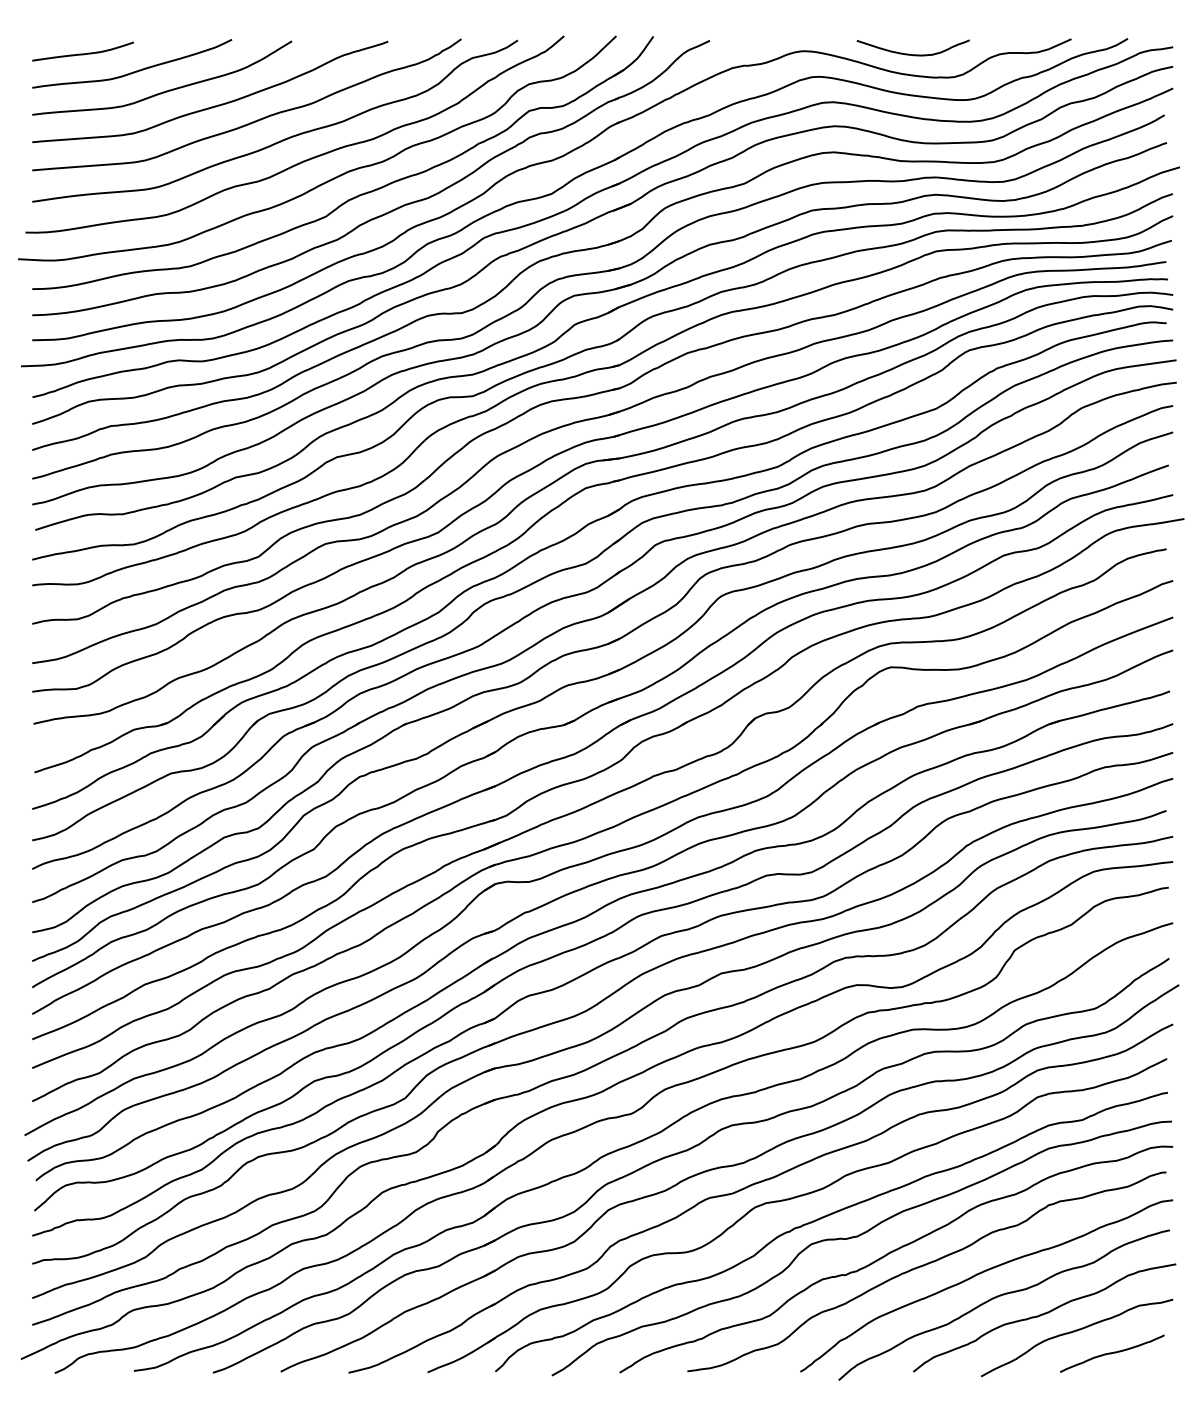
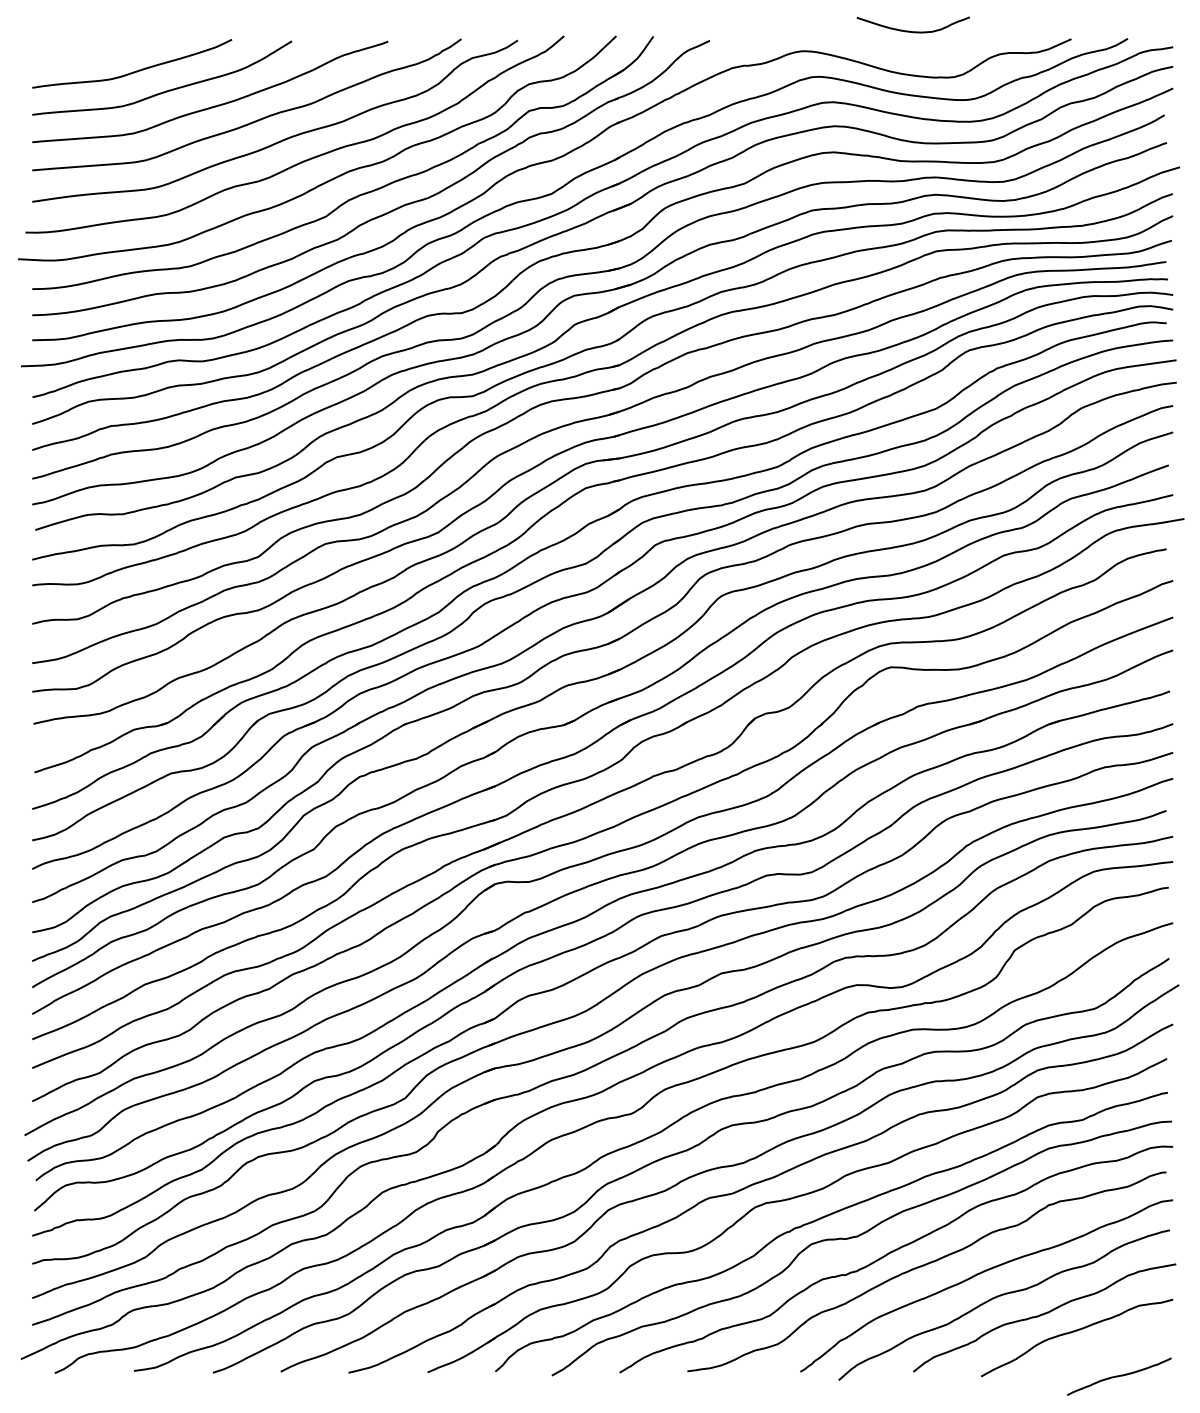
curve: present -> none (82, 53)
curve position: (909, 53) -> (909, 30) (909, 30)
curve position: (1112, 1353) -> (1119, 1376) (1119, 1376)
